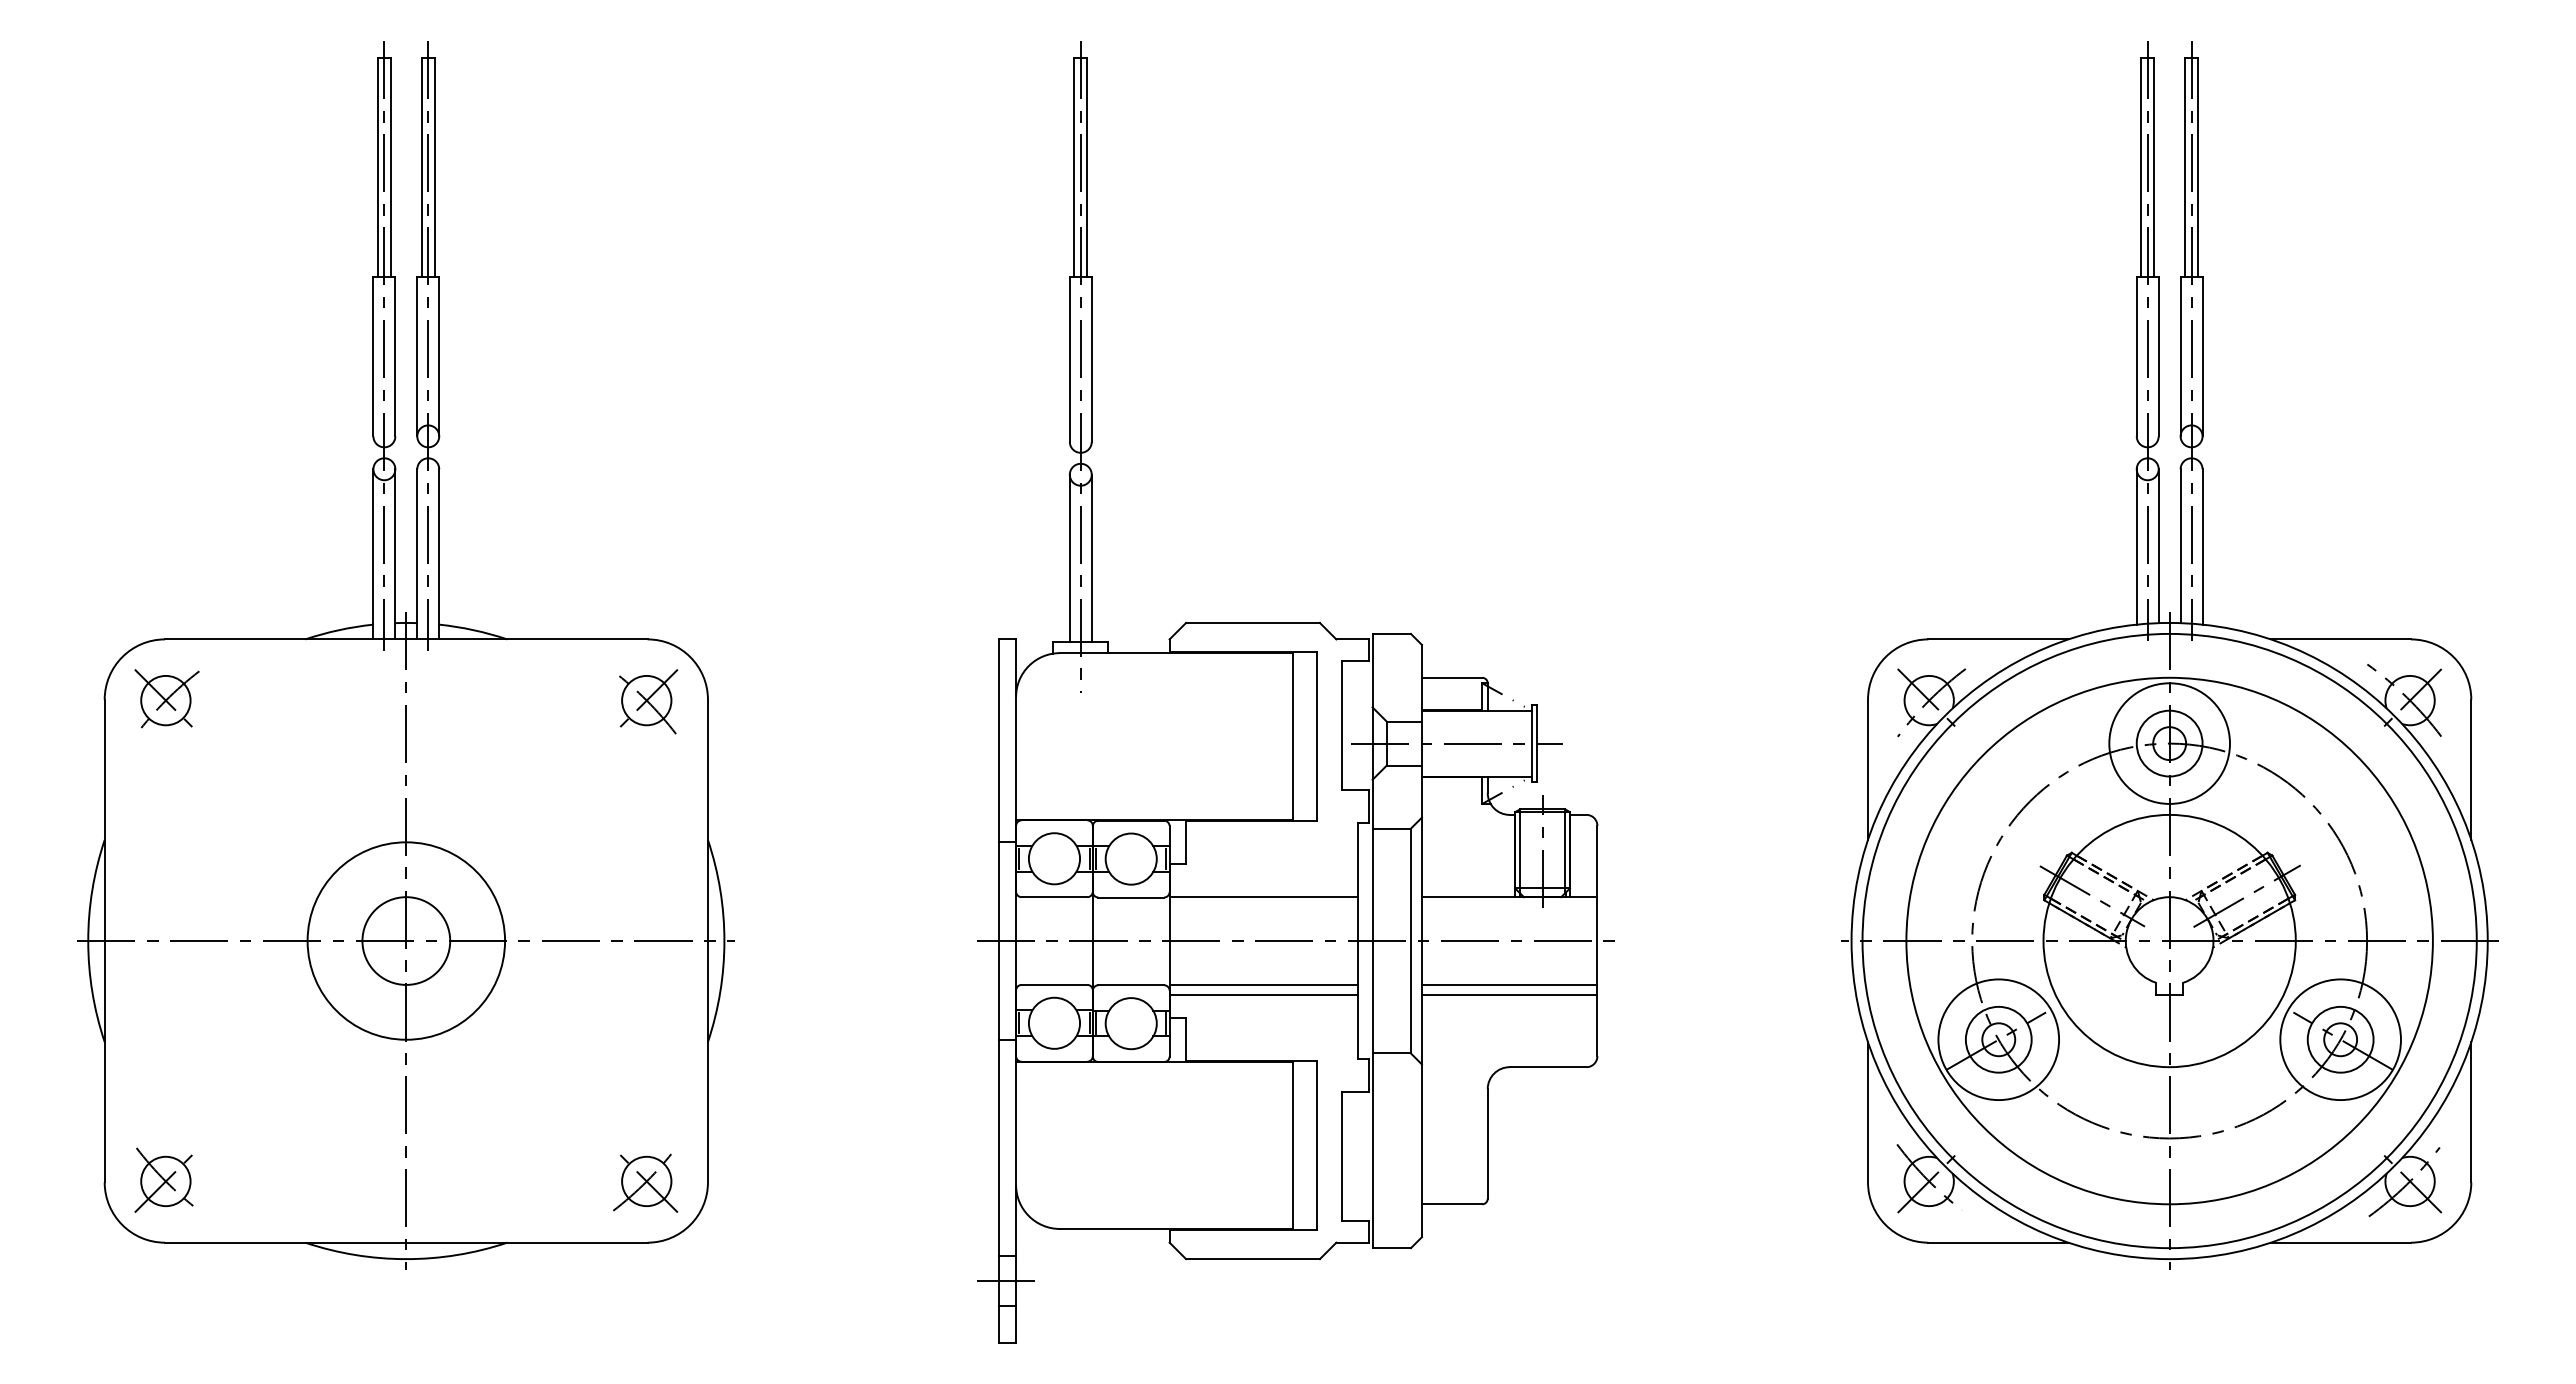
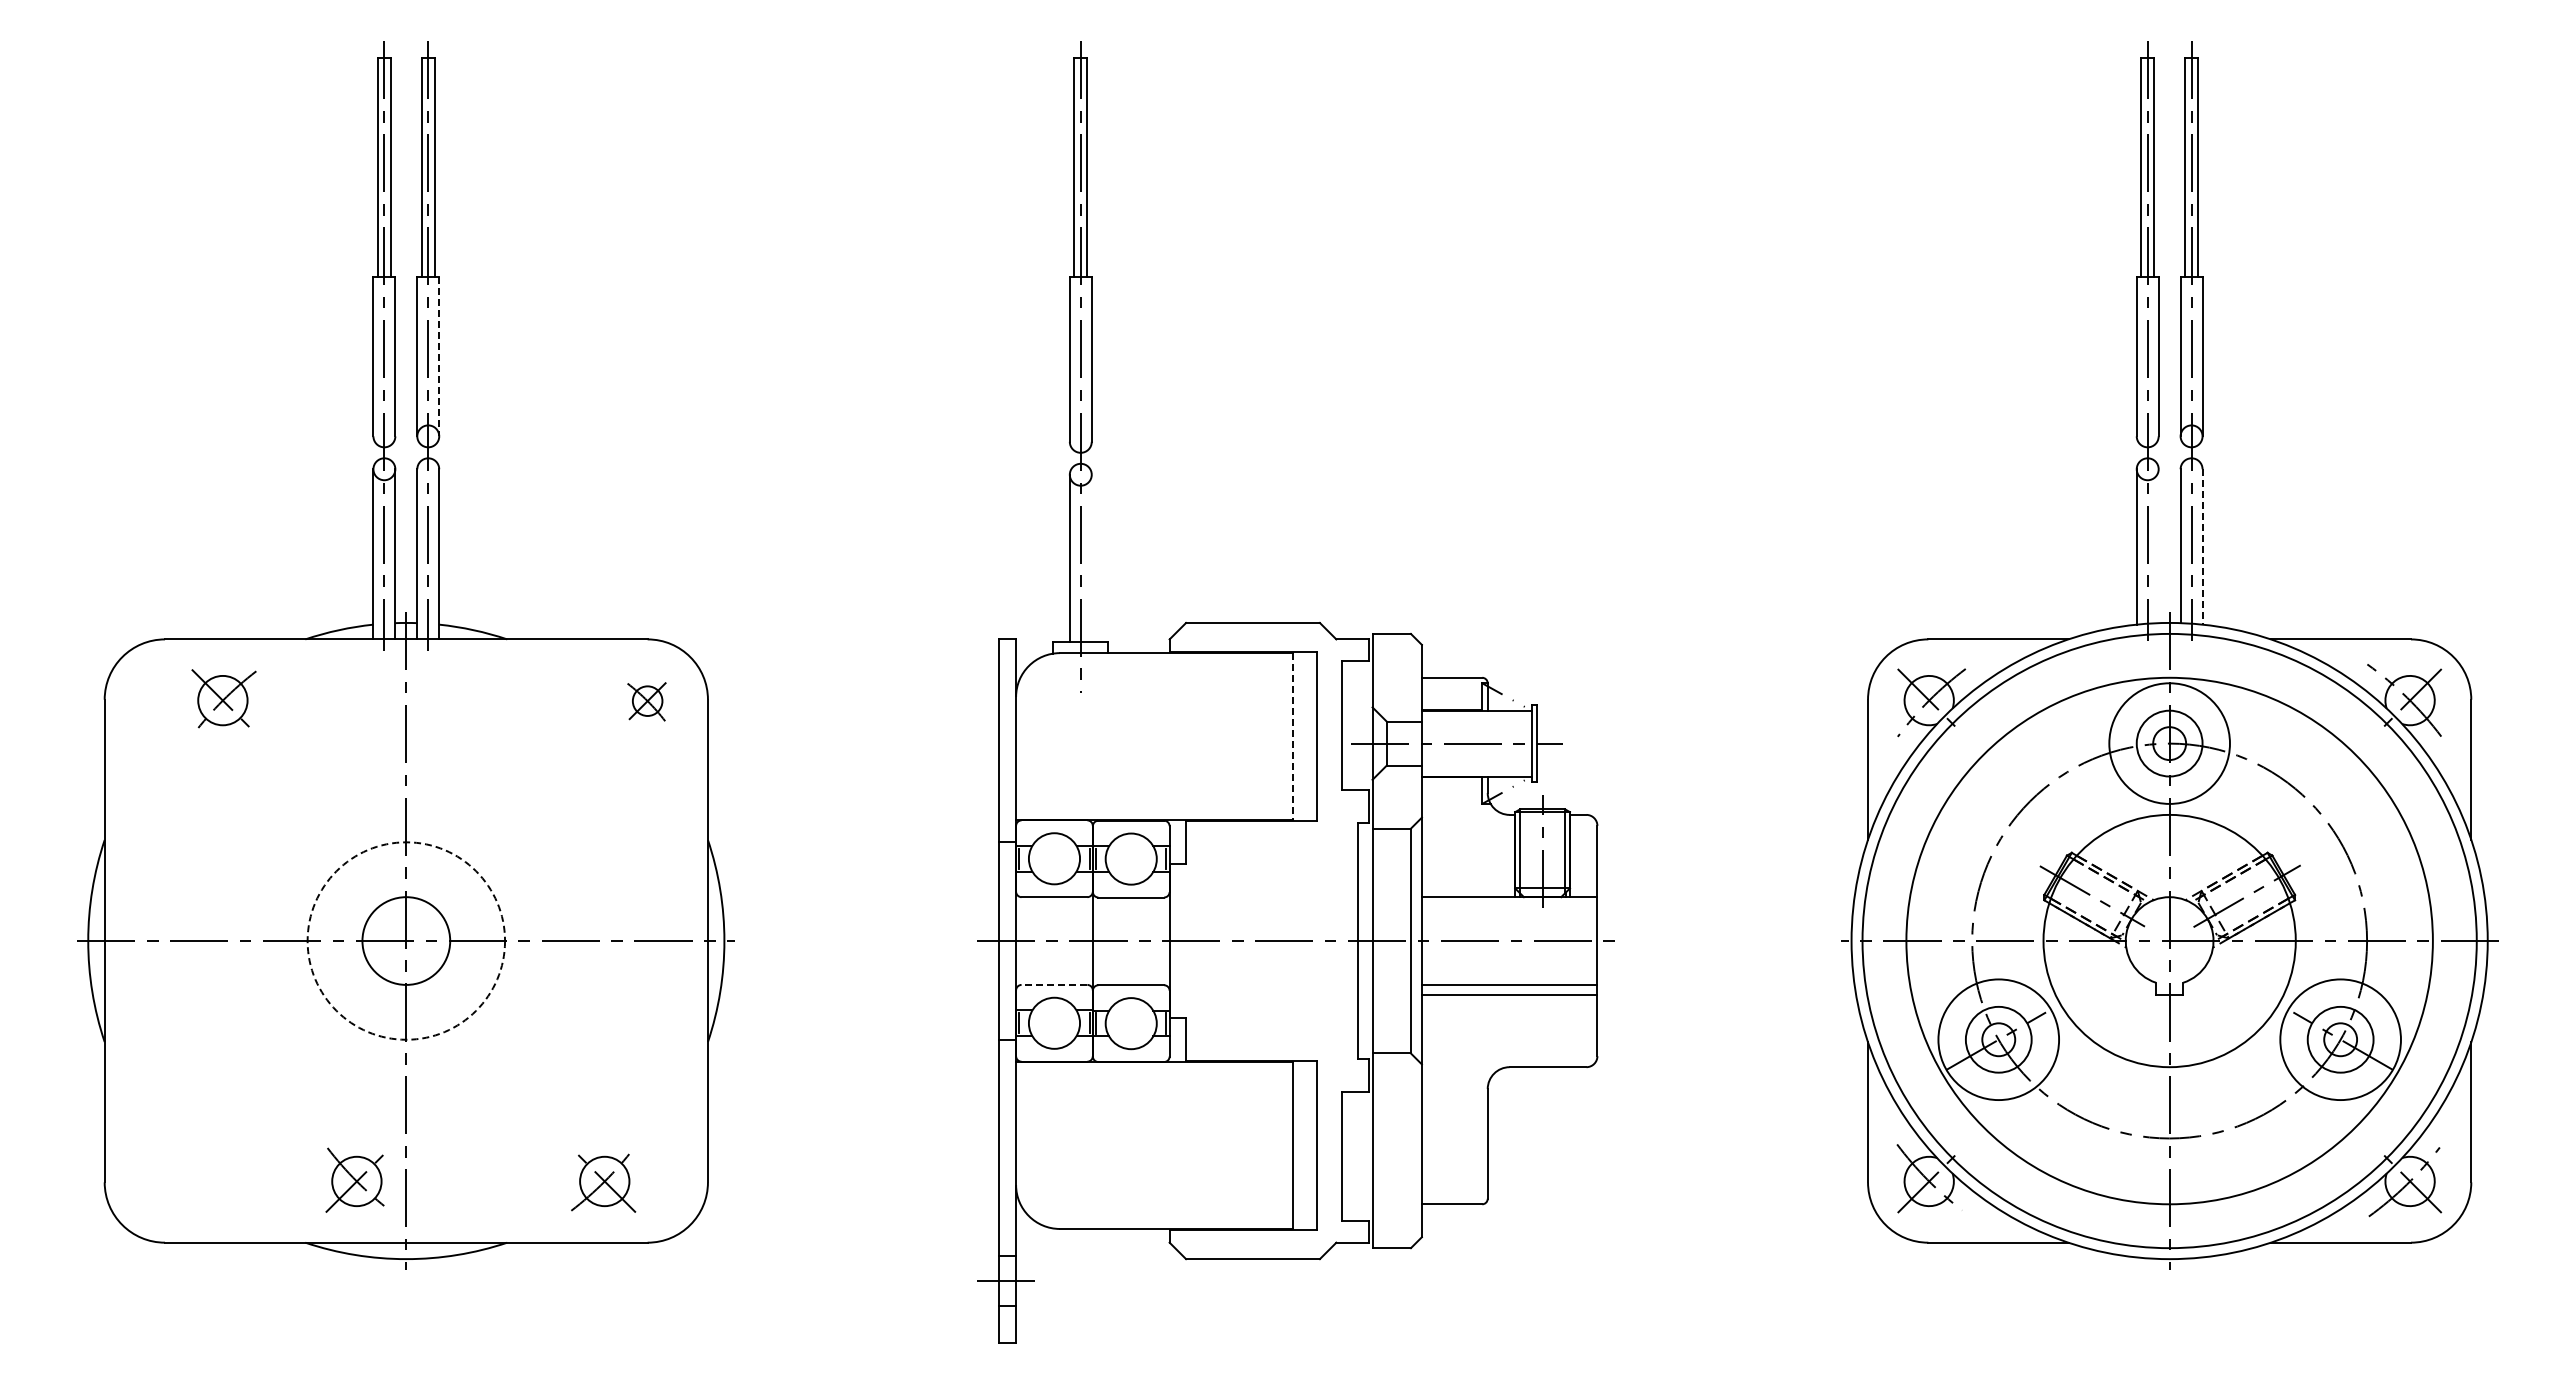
line: solid -> dashed (439, 356)
line: present -> none (2158, 546)
line: solid -> dashed (2202, 546)
line: present -> none (1091, 557)
part position: (166, 698) -> (223, 698) (223, 698)
part size: 60x66 px -> 40x40 px (646, 701)
line: solid -> dashed (1292, 736)
line: present -> none (1263, 897)
circle: solid -> dashed (406, 940)
line: solid -> dashed (1054, 984)
line: present -> none (1263, 984)
line: present -> none (1263, 994)
part position: (163, 1179) -> (354, 1179) (354, 1179)
part position: (645, 1182) -> (603, 1182) (603, 1182)
